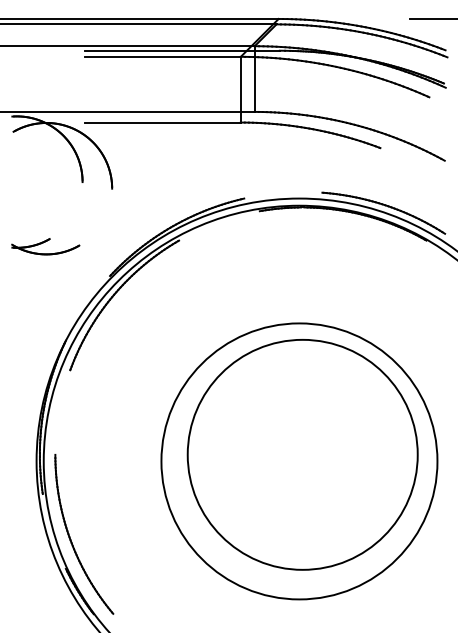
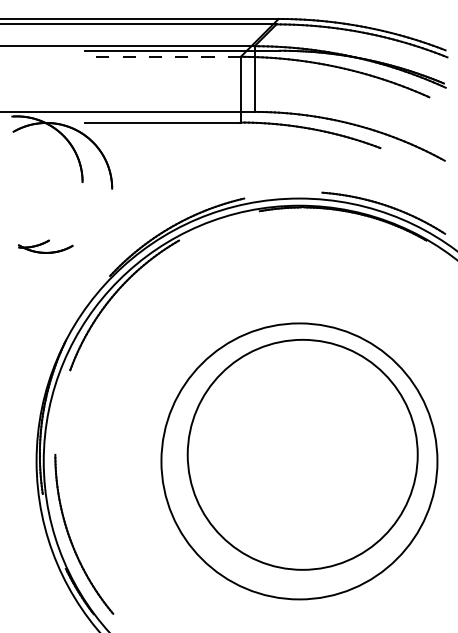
line: present -> none (432, 18)
line: solid -> dashed (163, 56)
part size: 70x18 px -> 57x15 px (45, 246)
